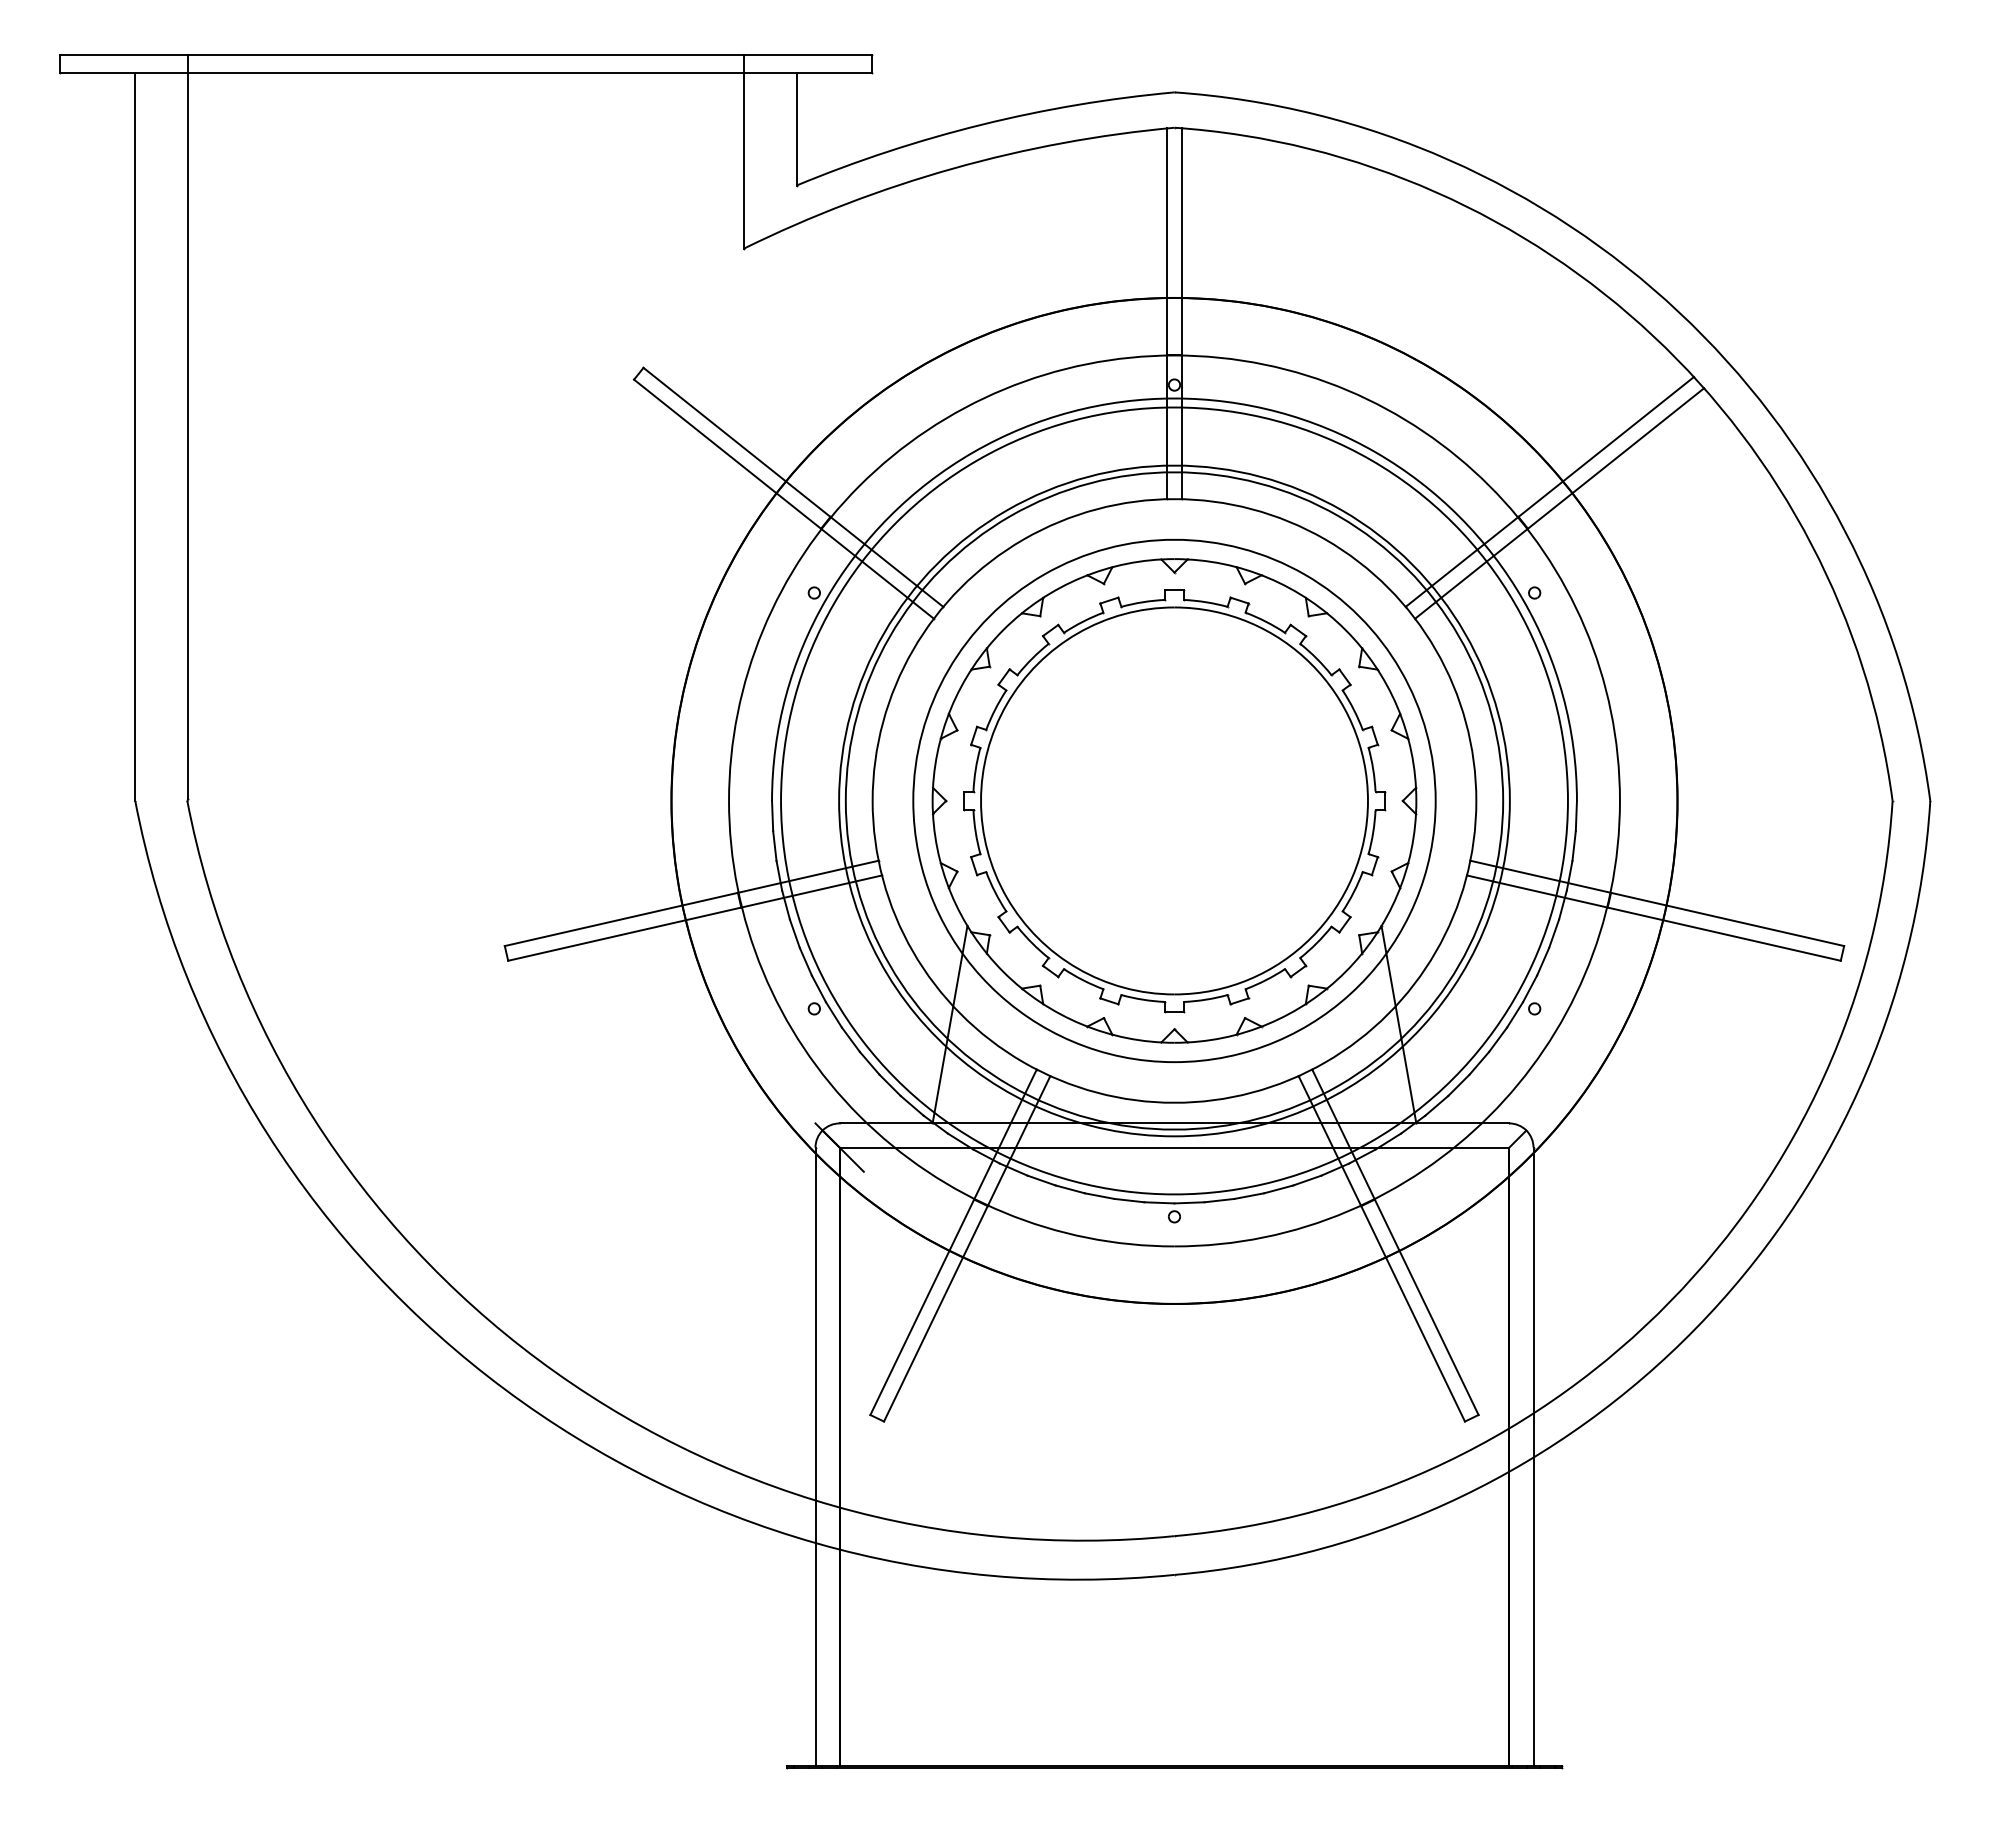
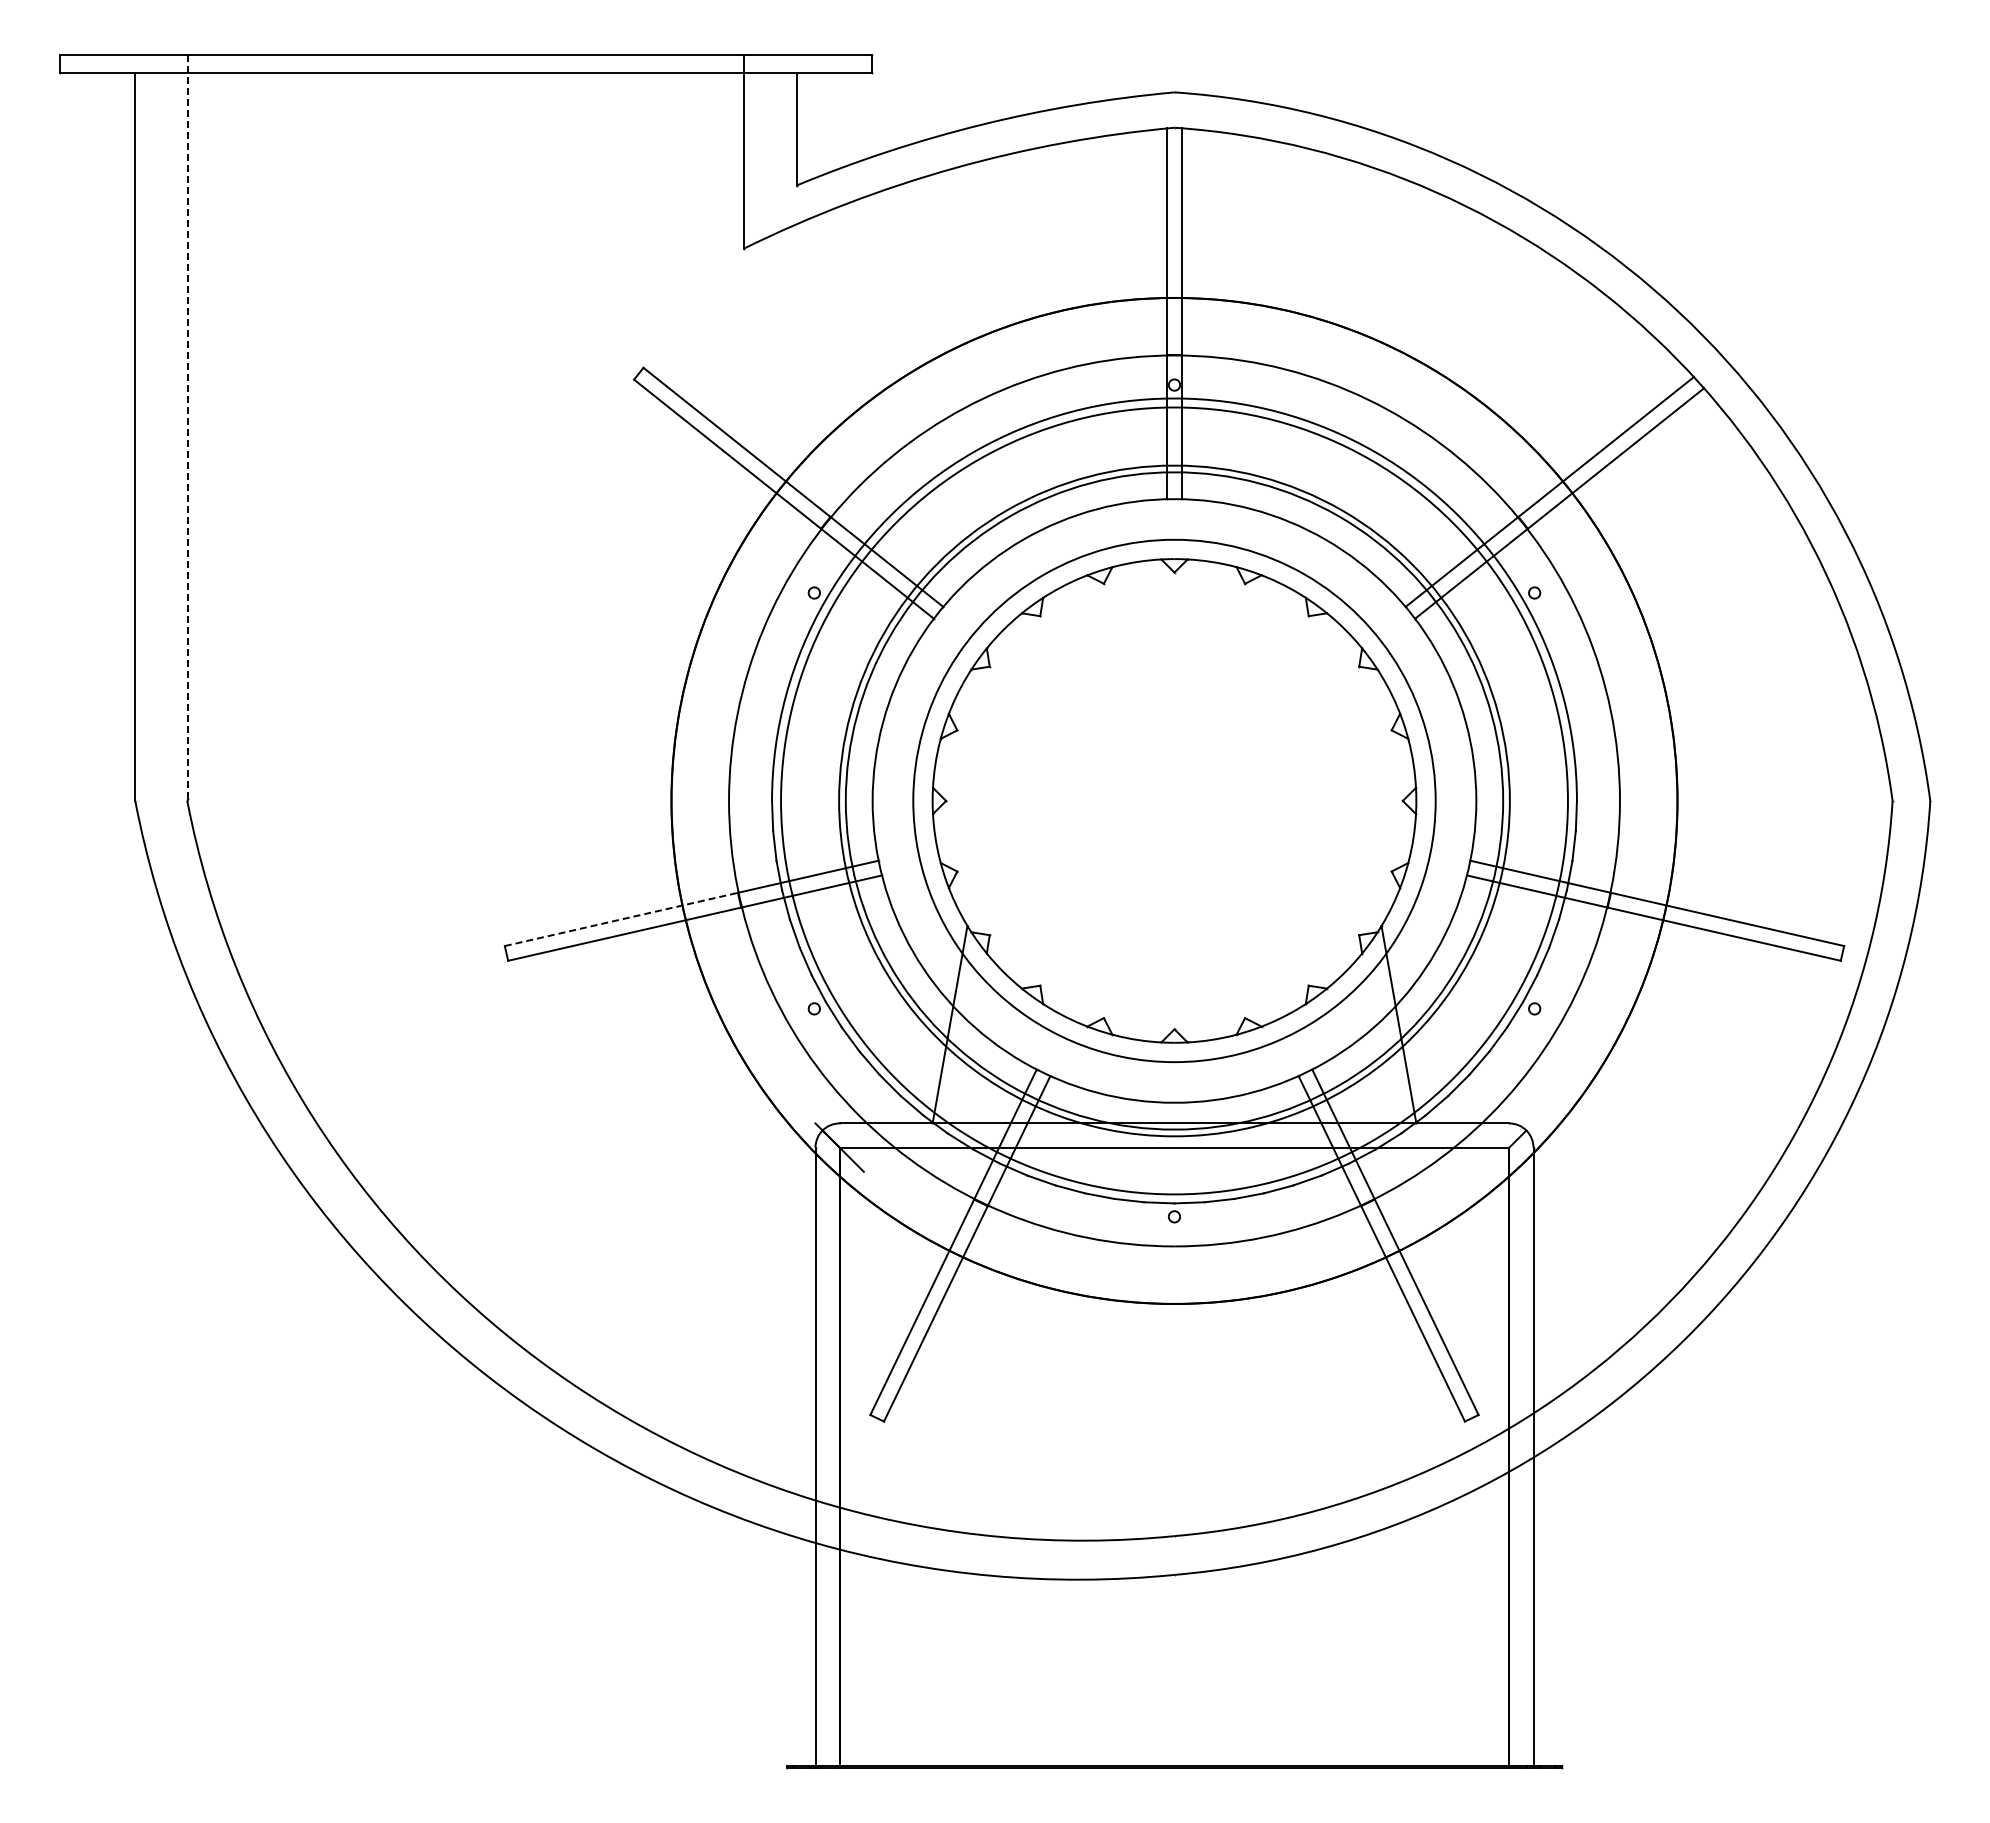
line: solid -> dashed (188, 427)
part: present -> none (1174, 801)
line: solid -> dashed (621, 919)
